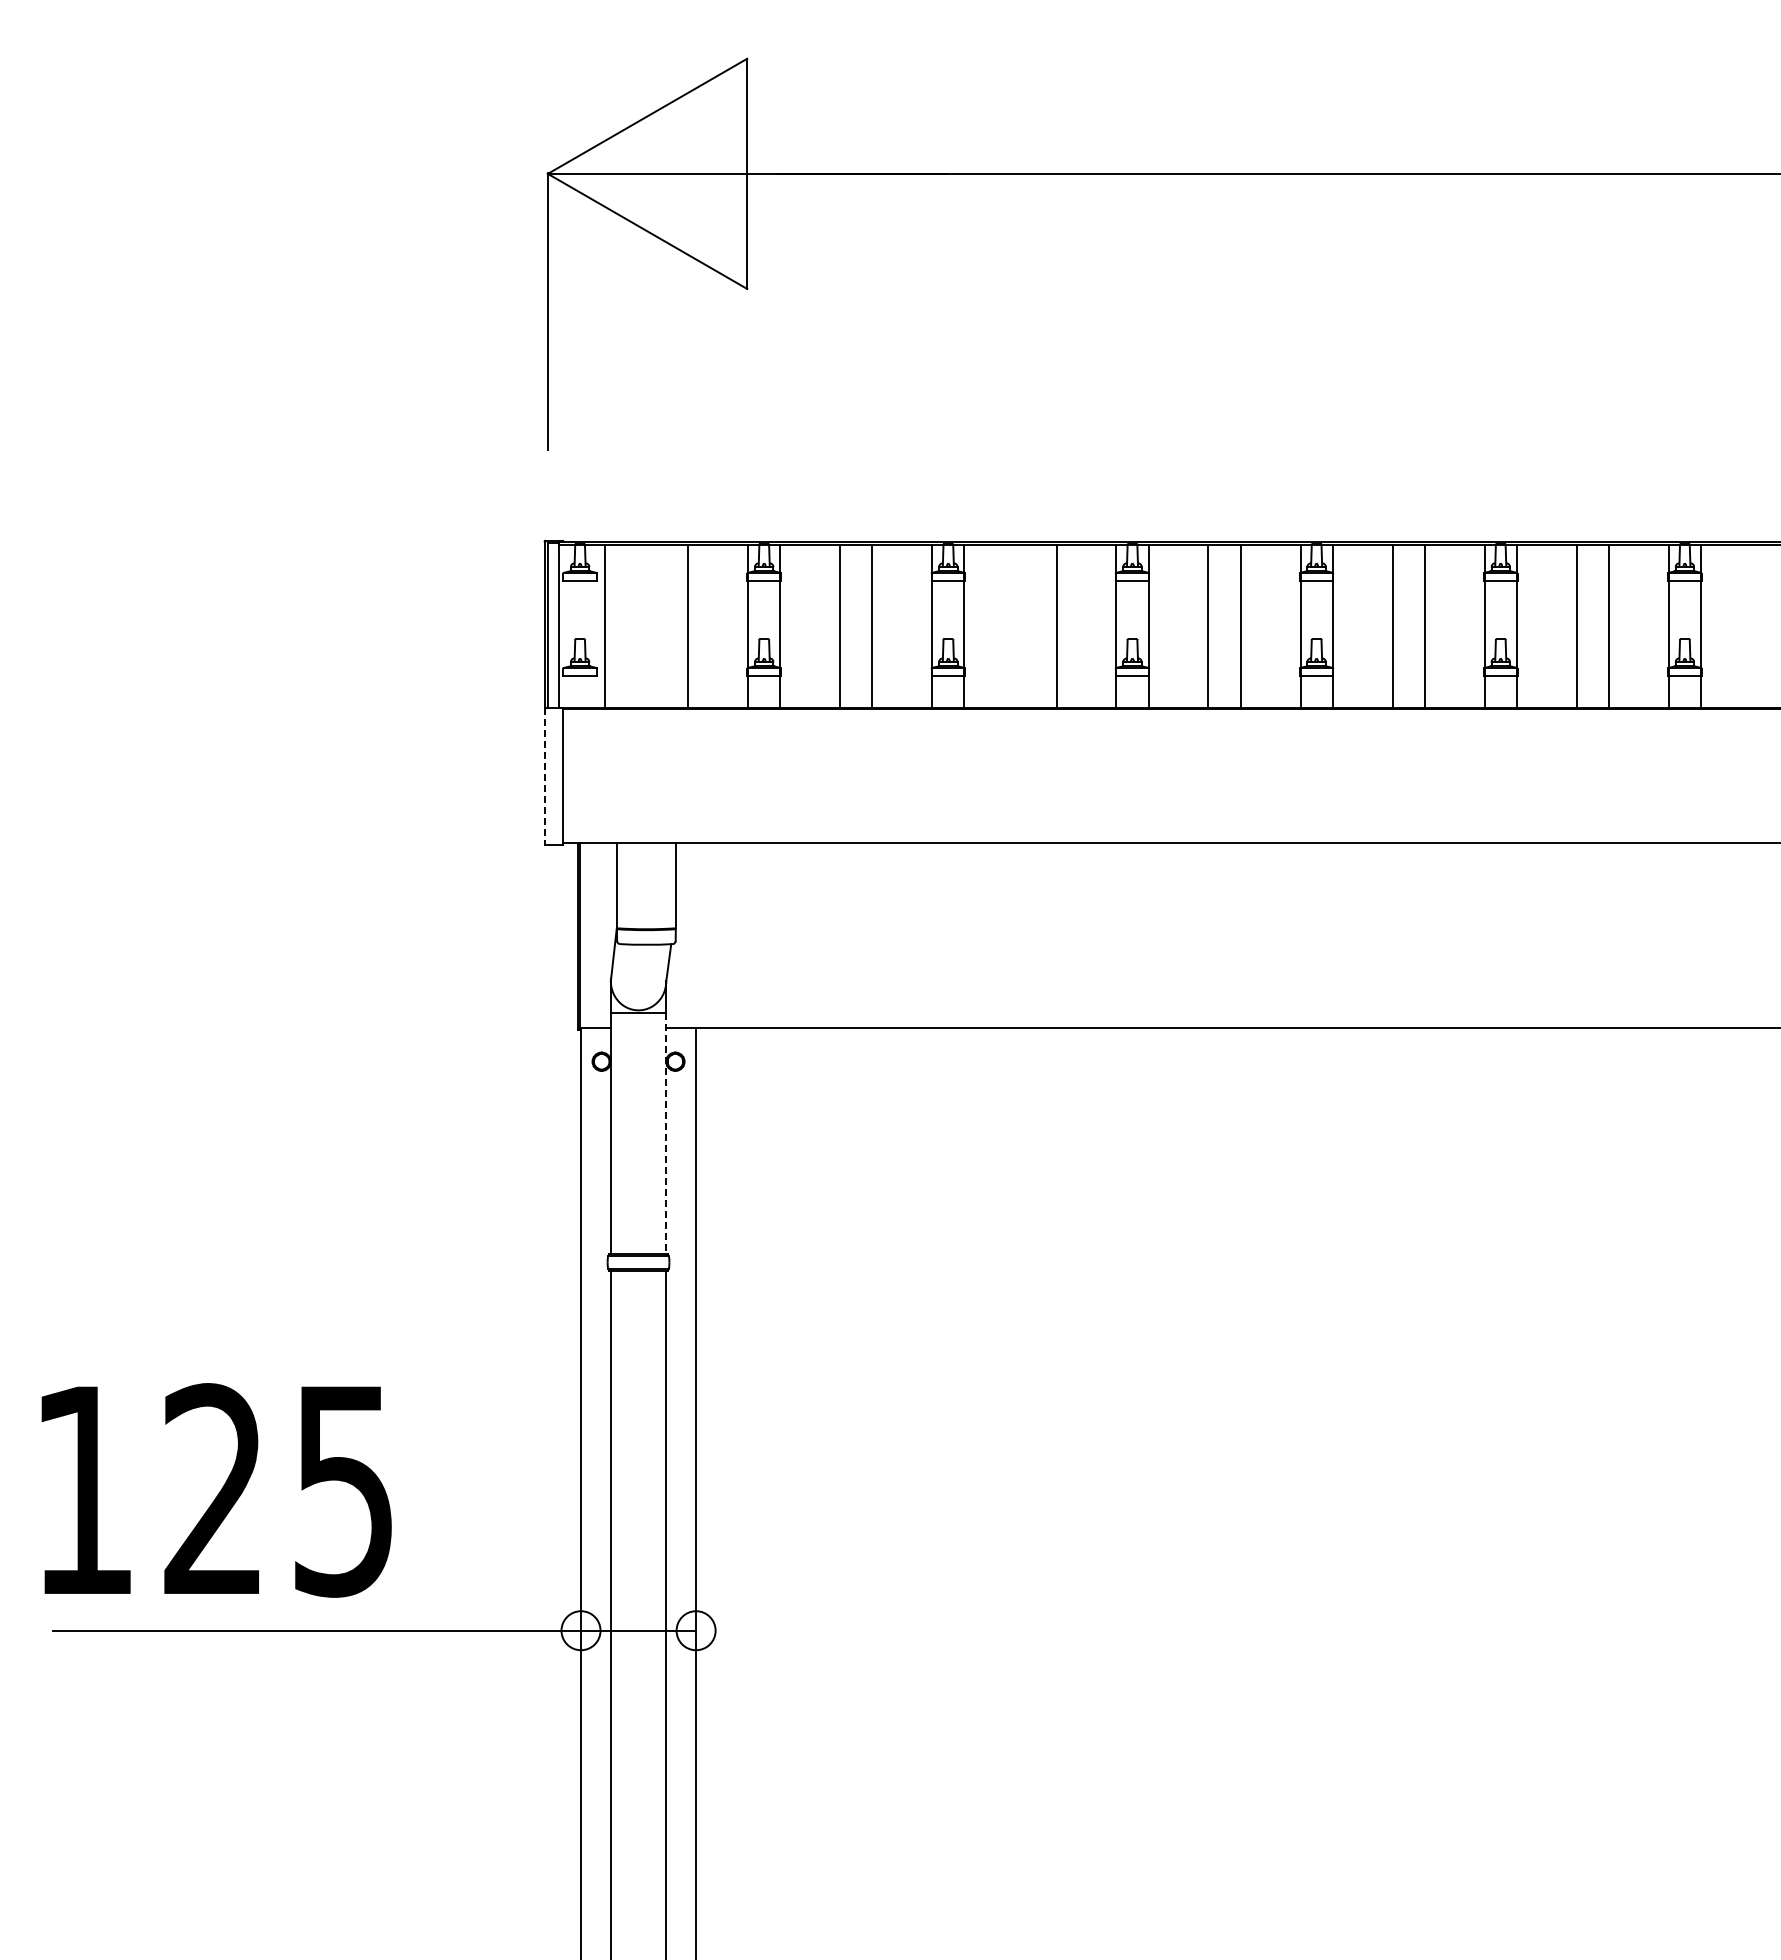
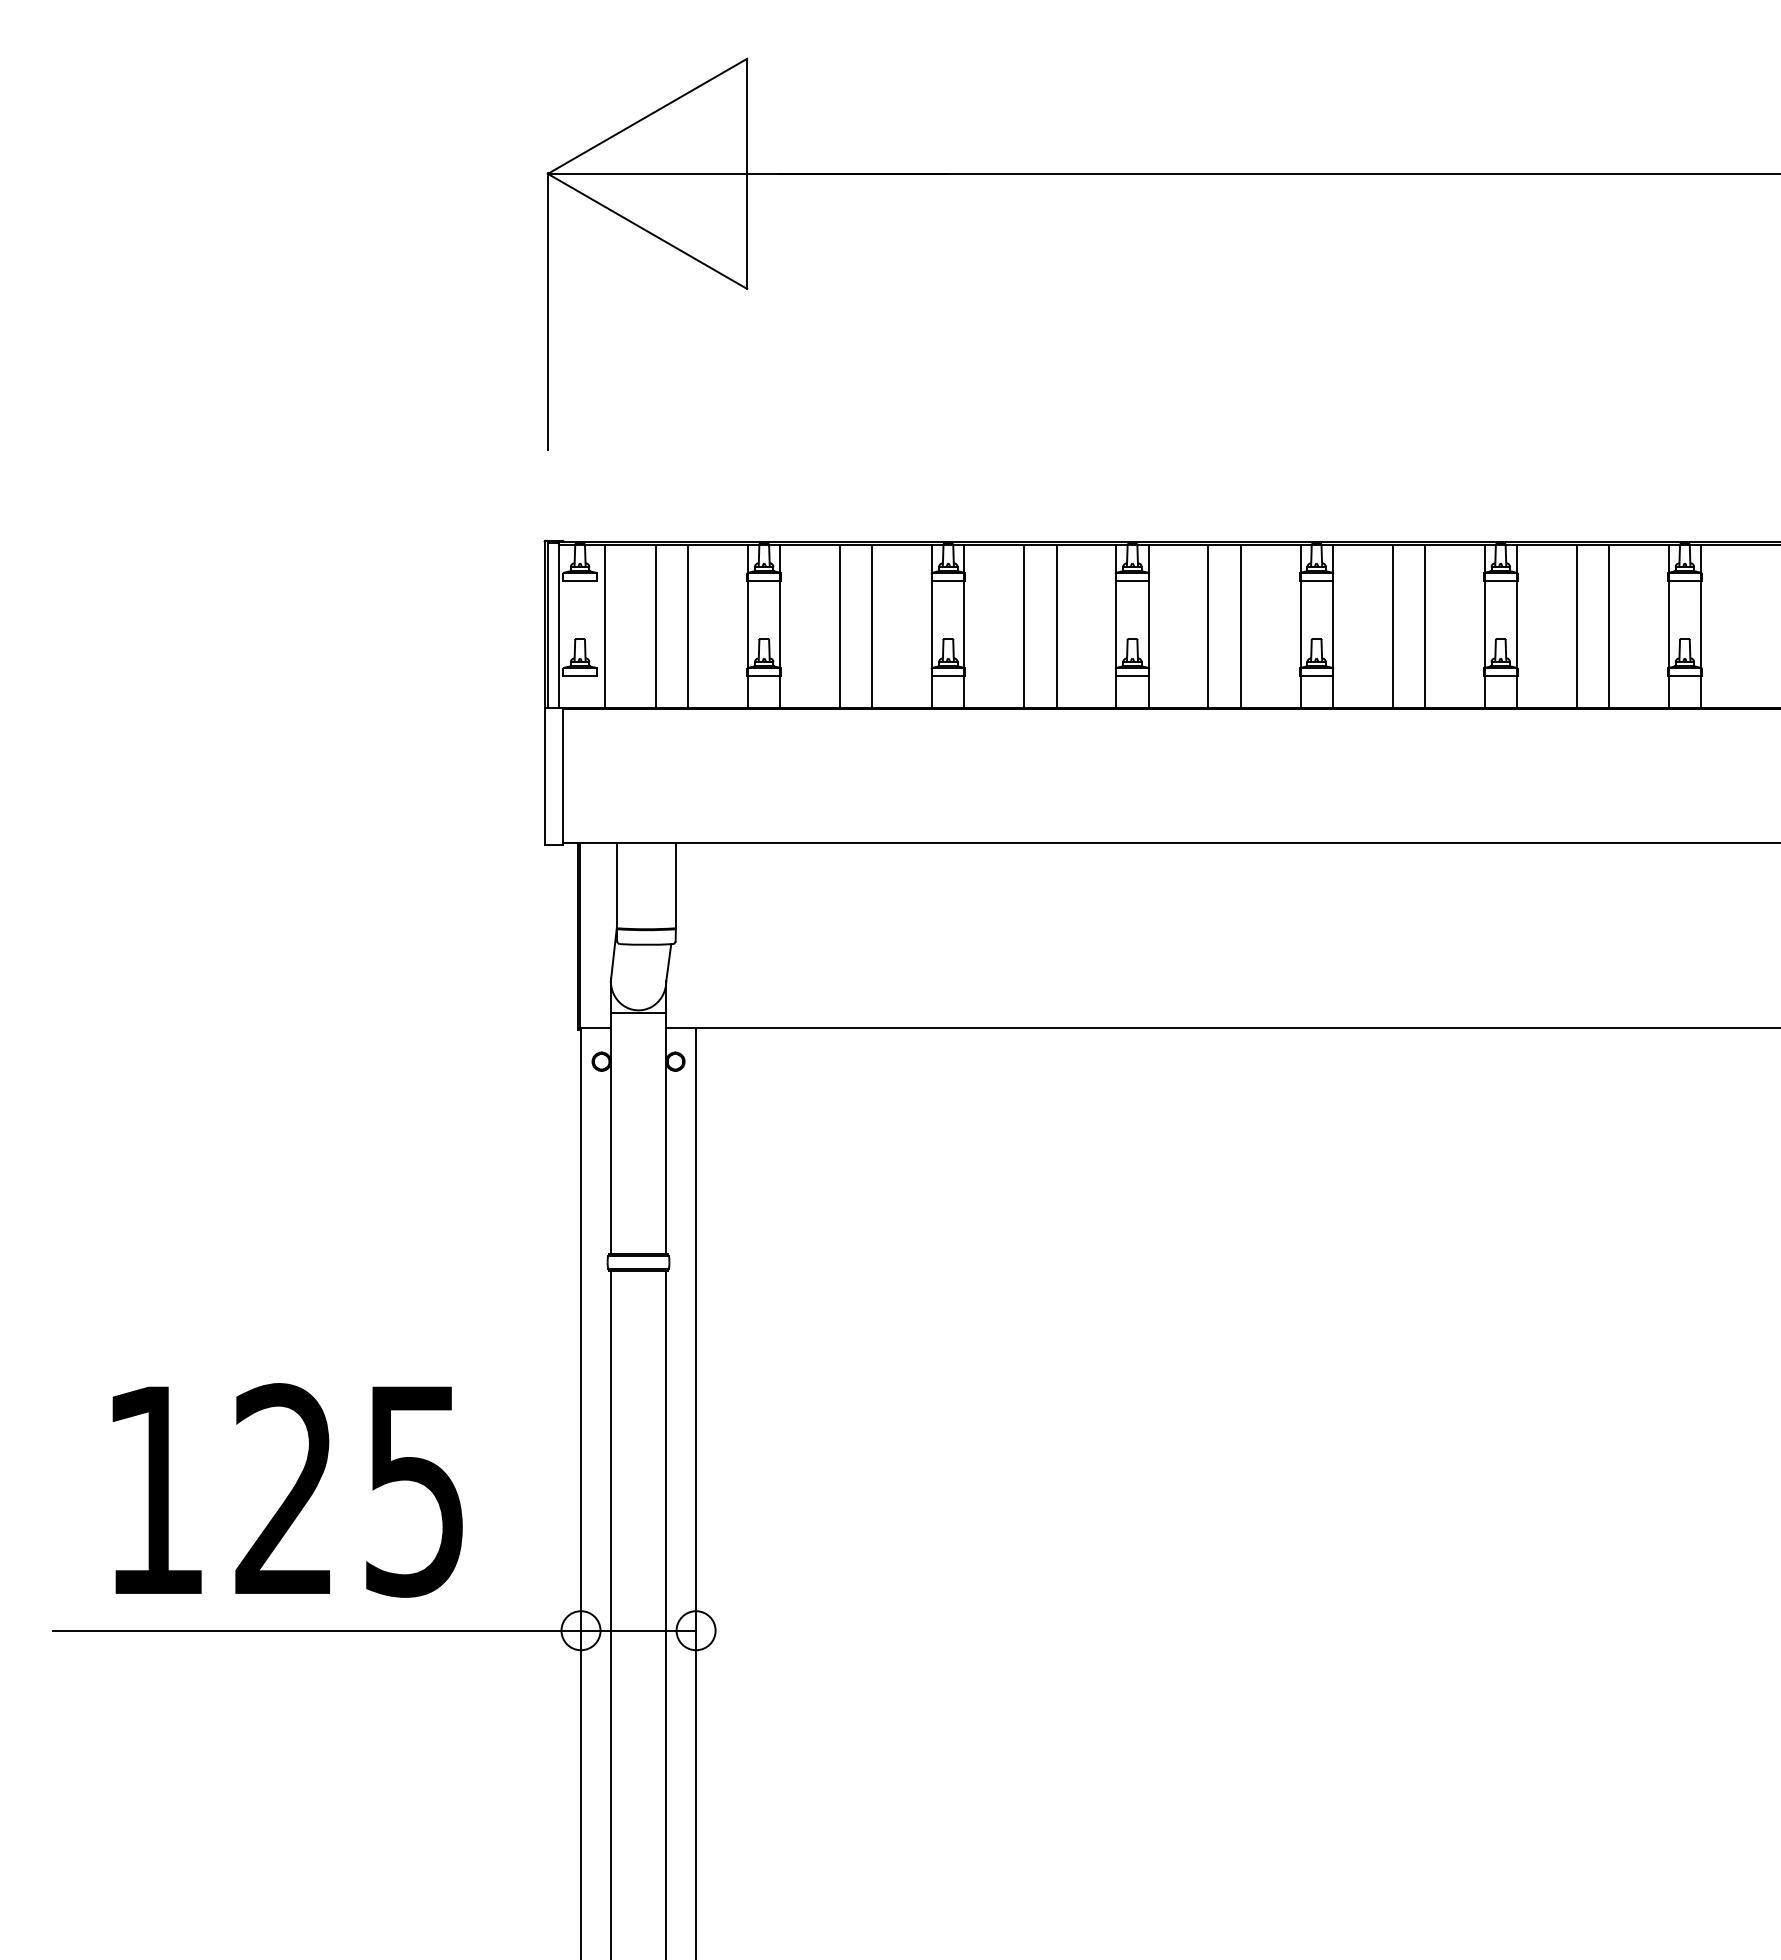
line: none -> present (656, 626)
line: none -> present (1024, 626)
line: dashed -> solid (544, 777)
line: dashed -> solid (666, 1134)
text position: (216, 1490) -> (287, 1490) (287, 1490)
